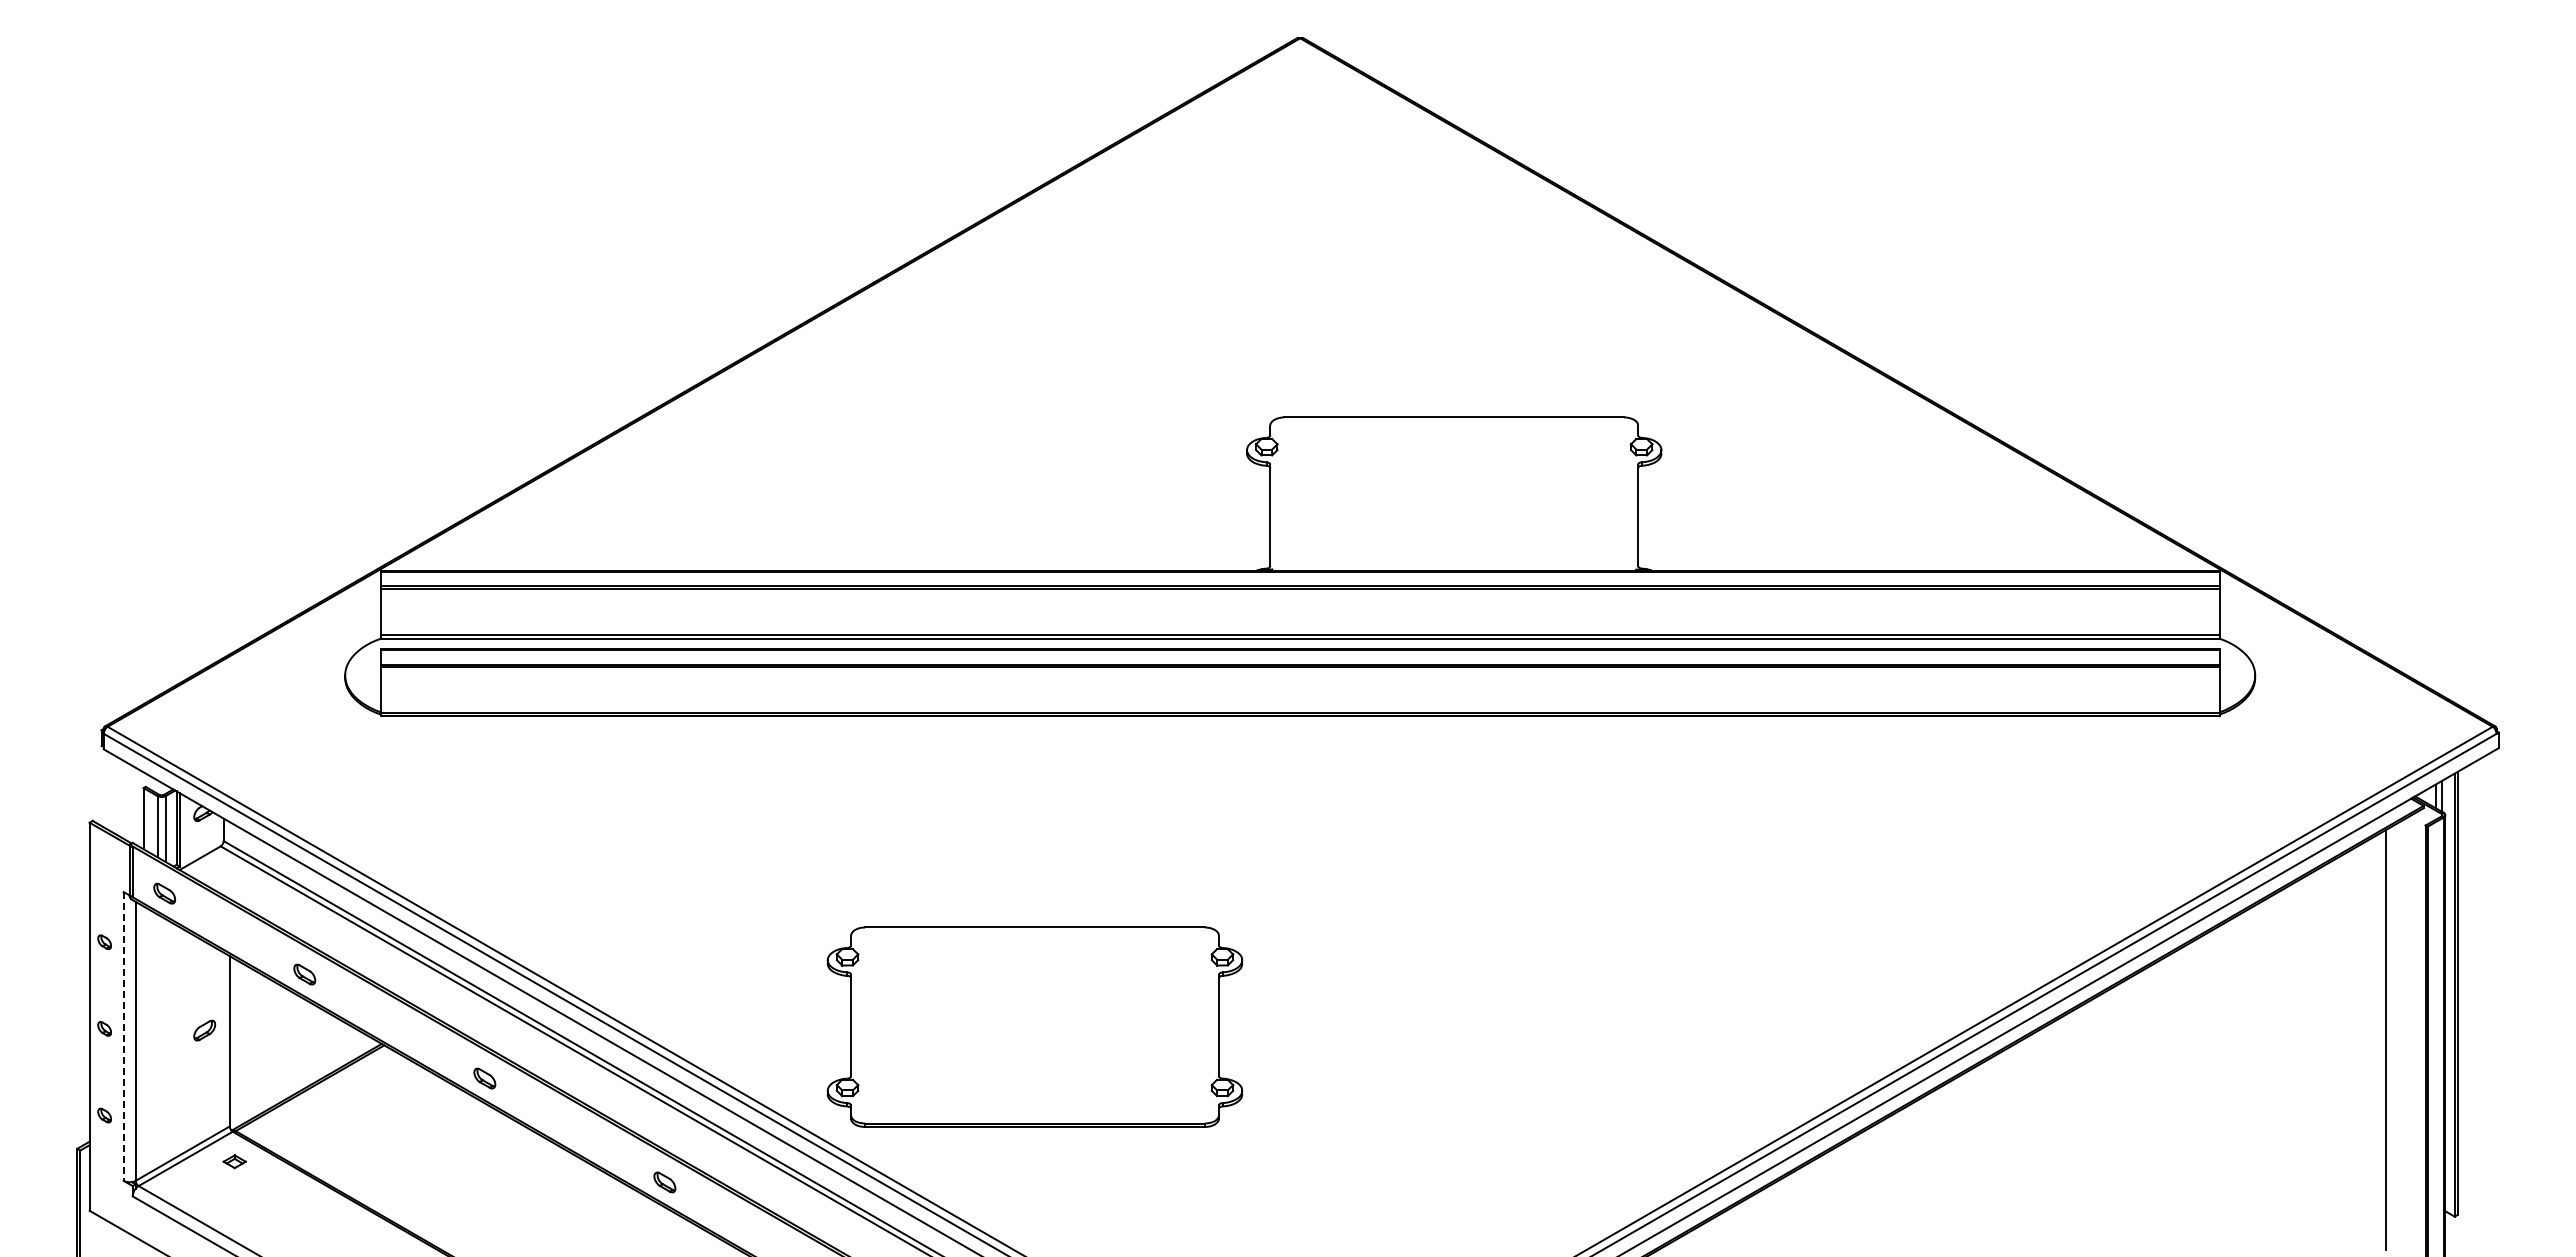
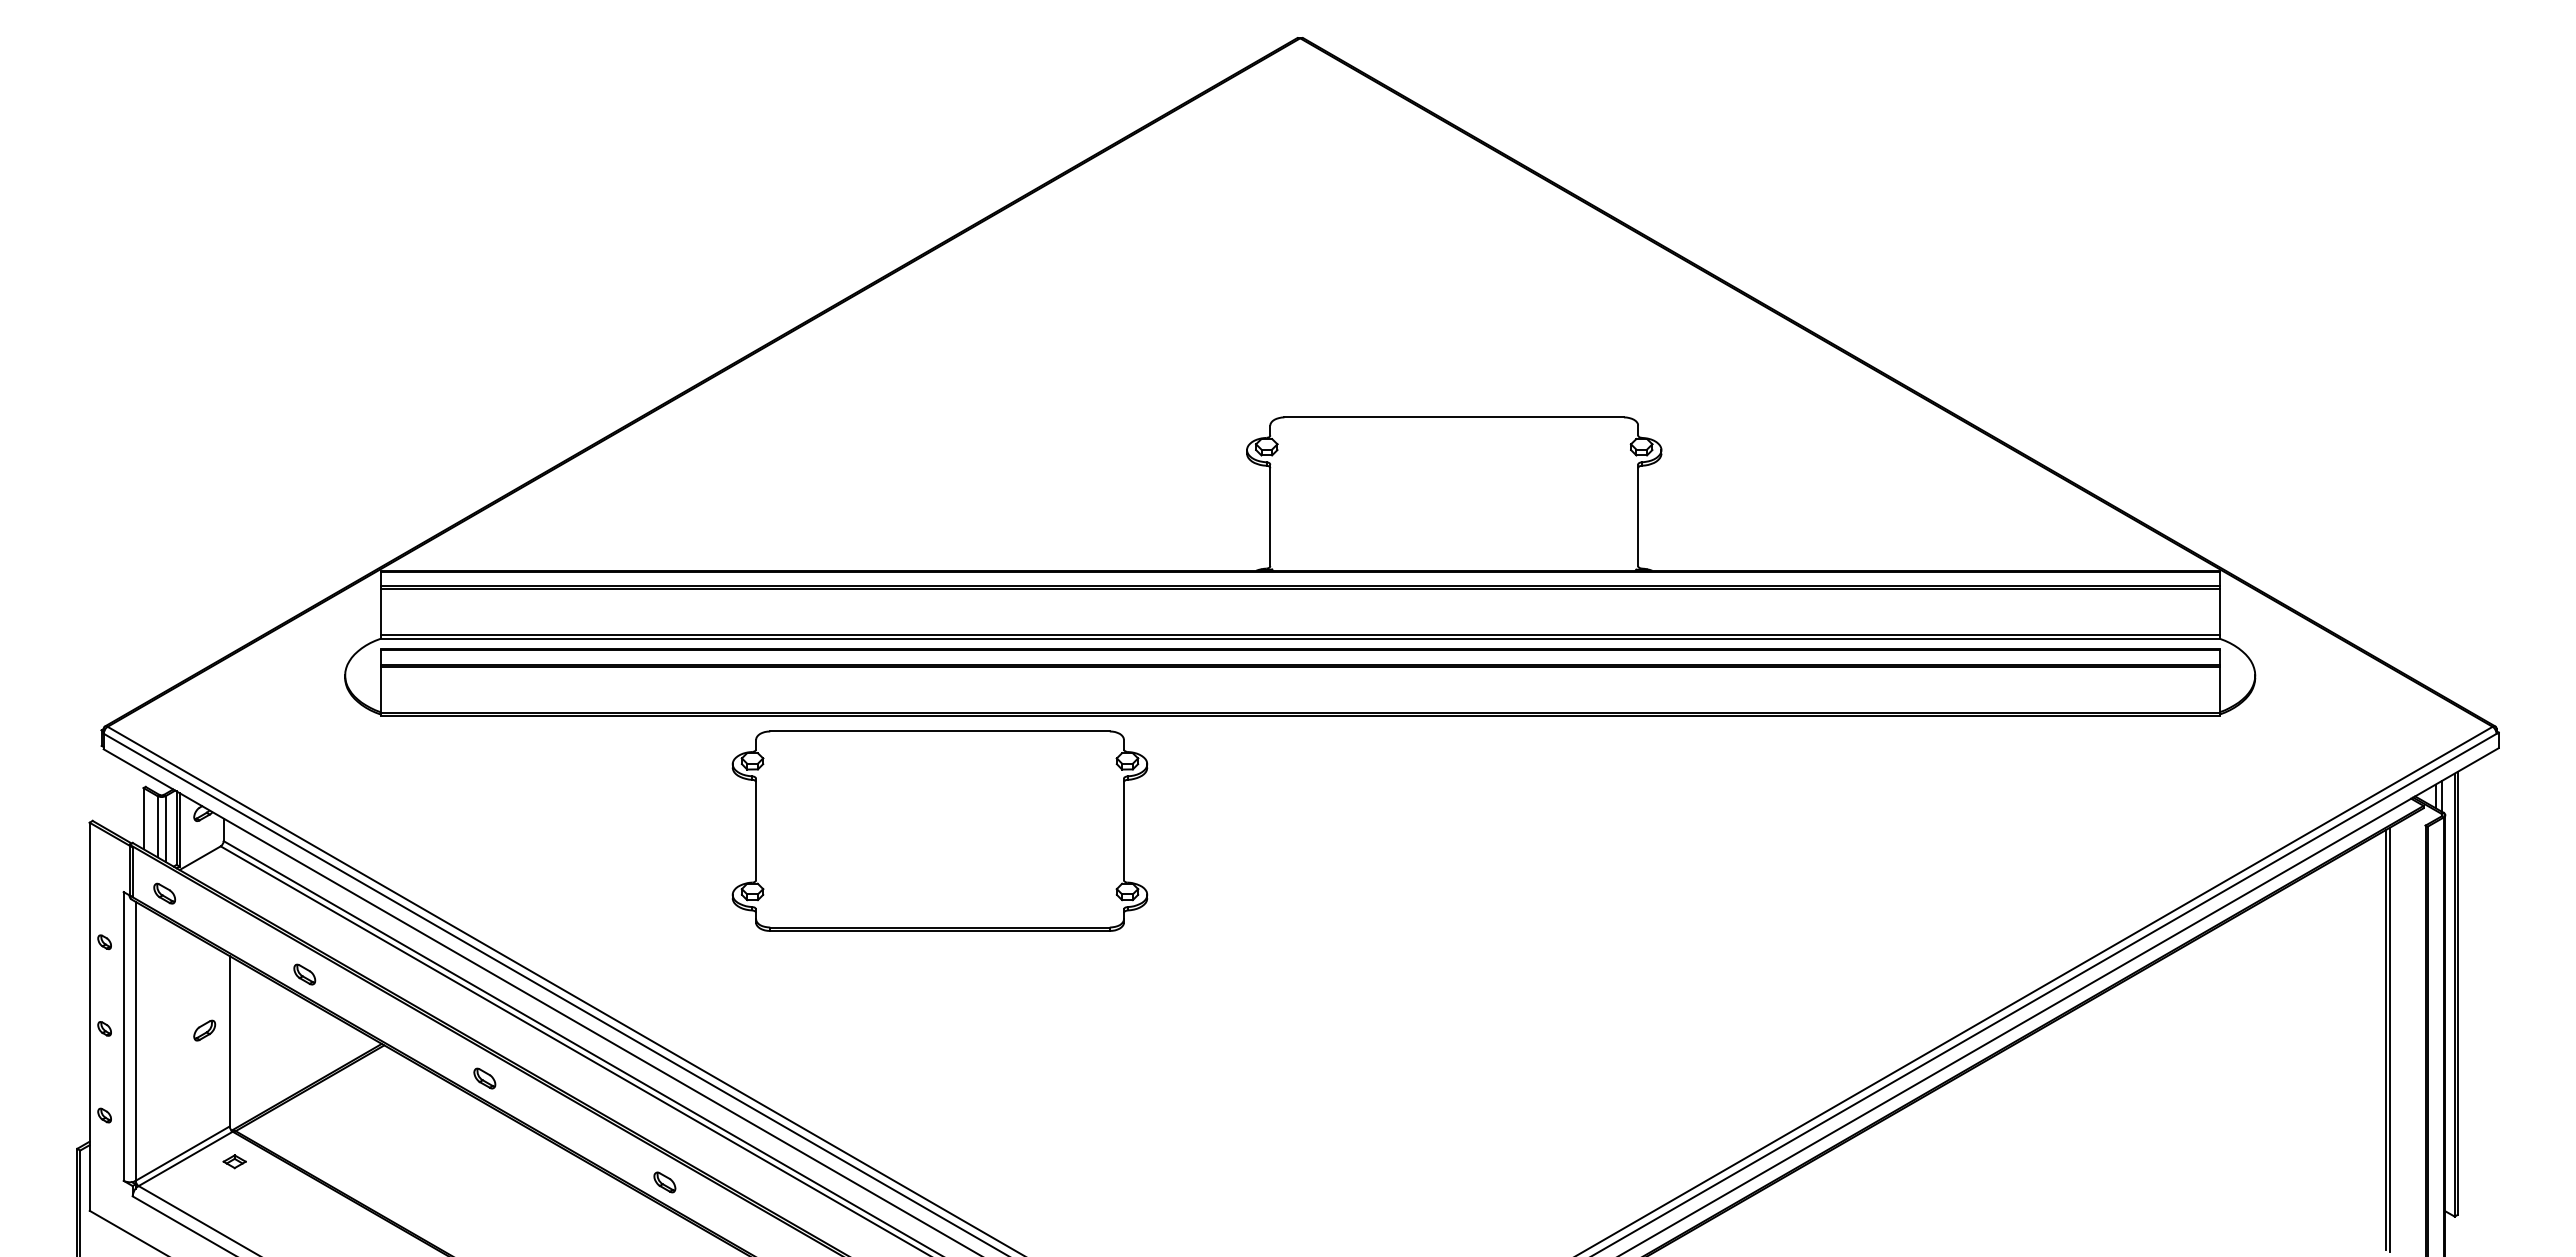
part position: (1034, 1026) -> (939, 830) (939, 830)
line: dashed -> solid (123, 1036)
line: none -> present (2389, 1039)
